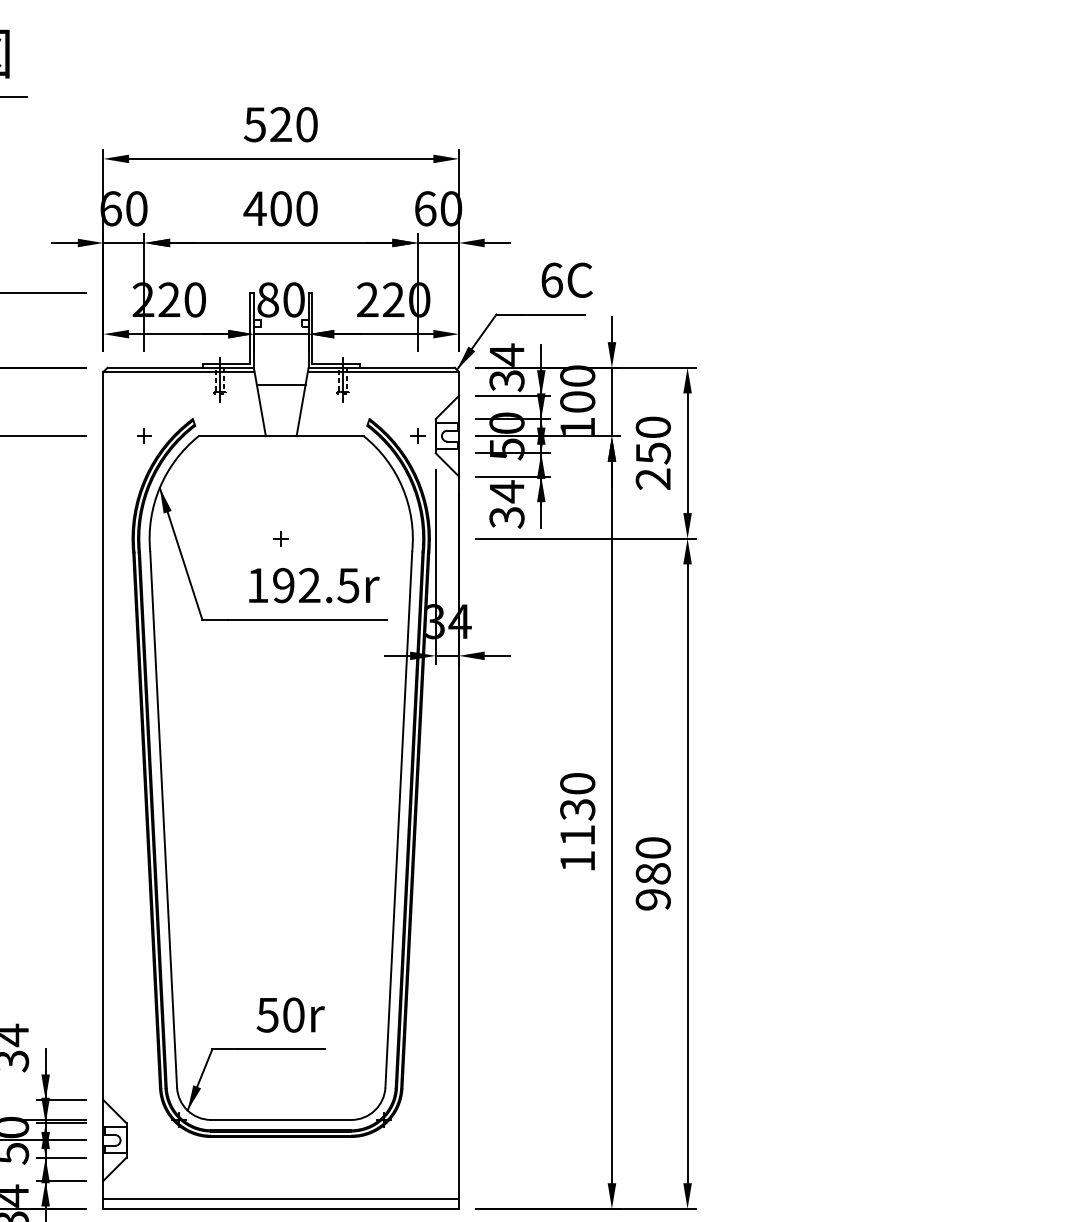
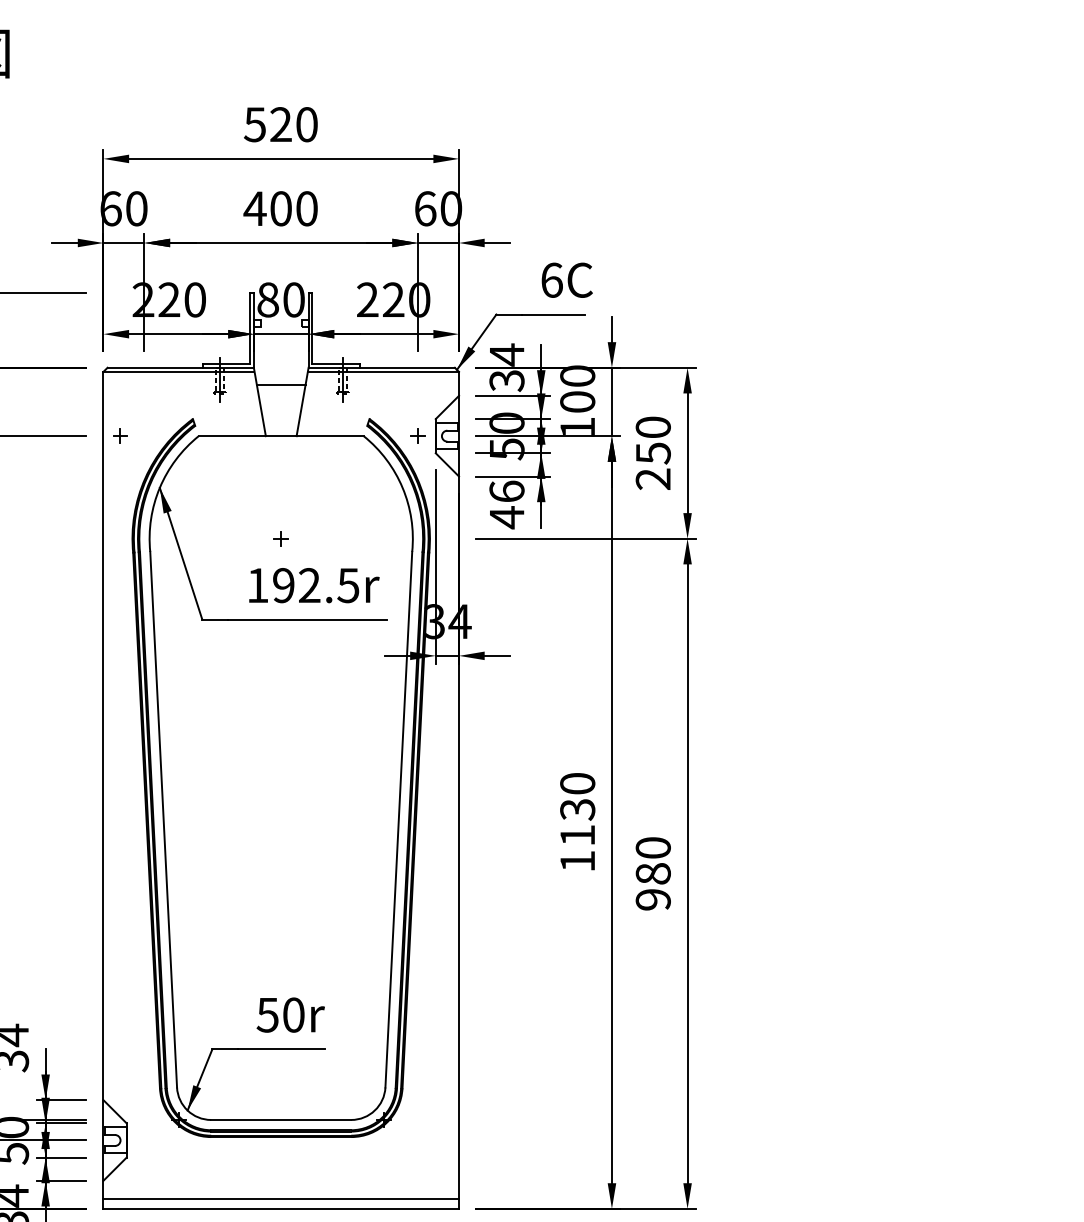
line: present -> none (14, 97)
part position: (144, 435) -> (120, 435) (120, 435)
text: 34 -> 46 (506, 504)
